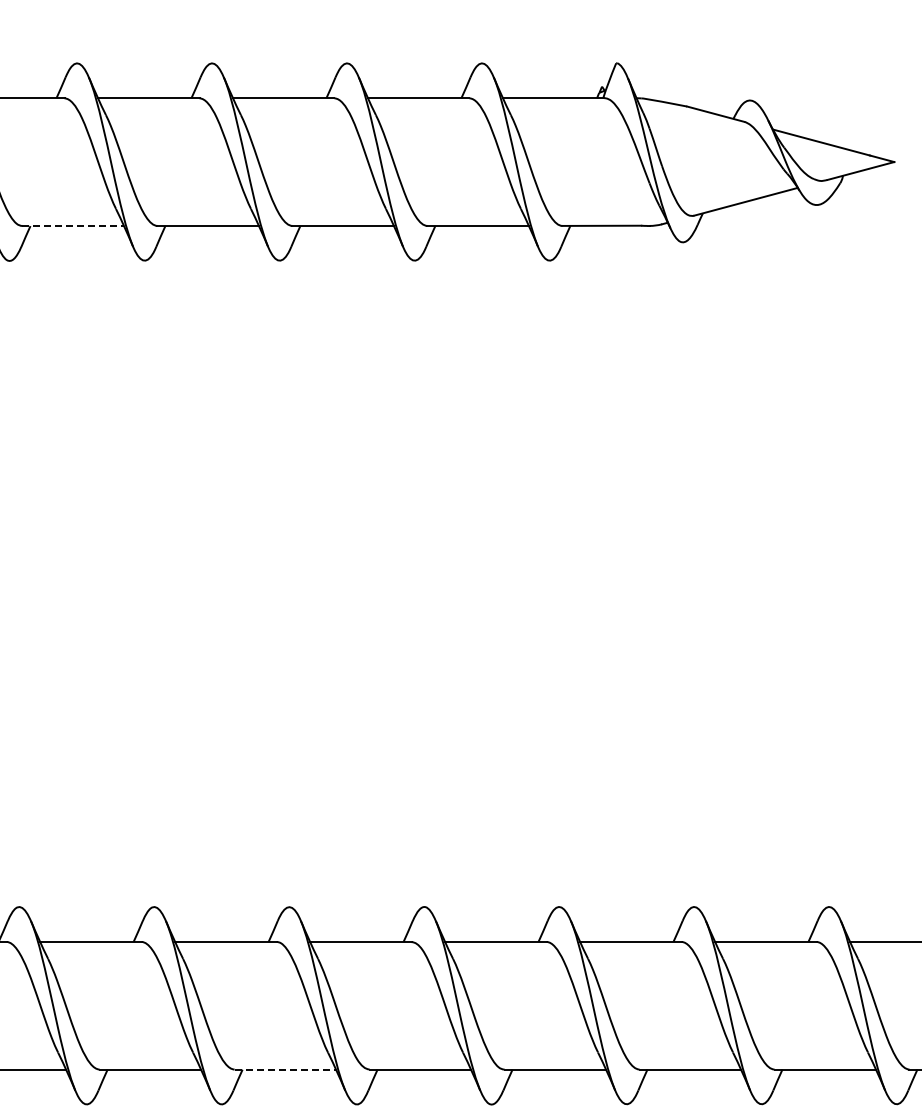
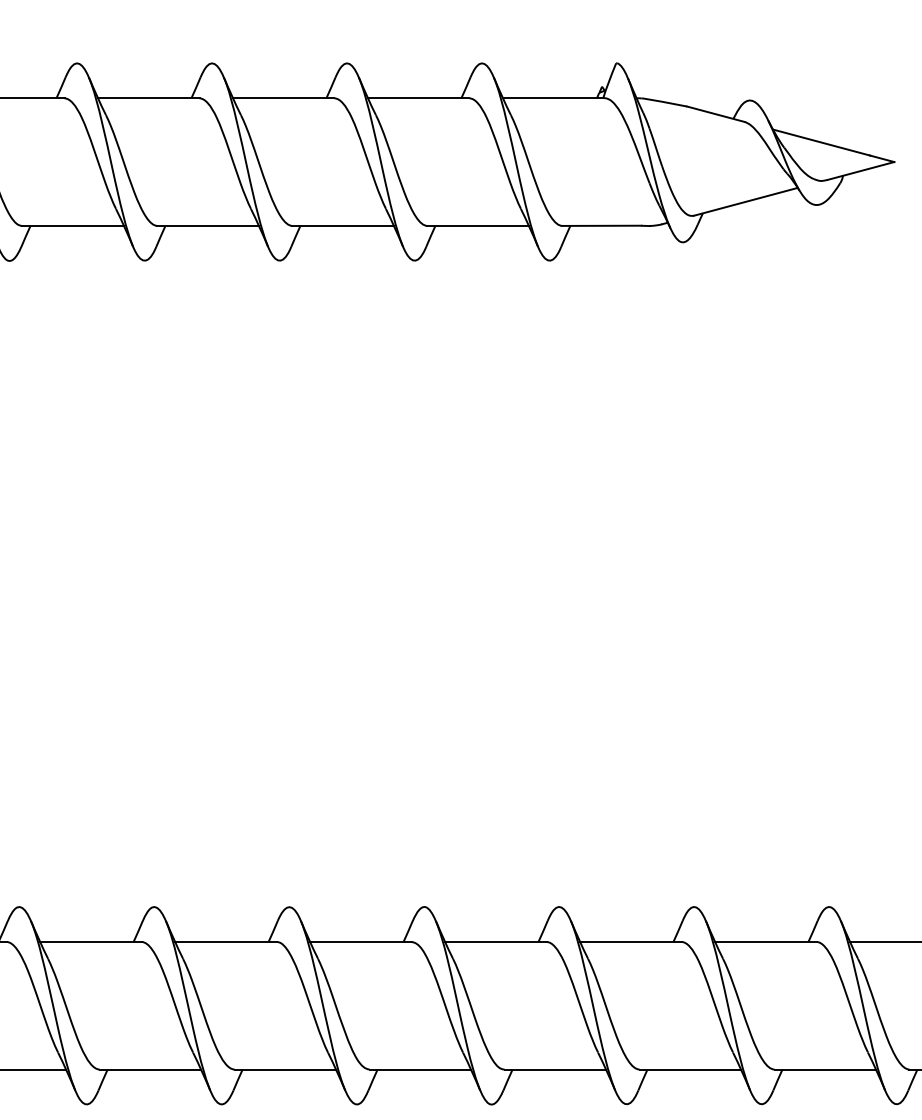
line: dashed -> solid (73, 225)
line: dashed -> solid (285, 1069)
